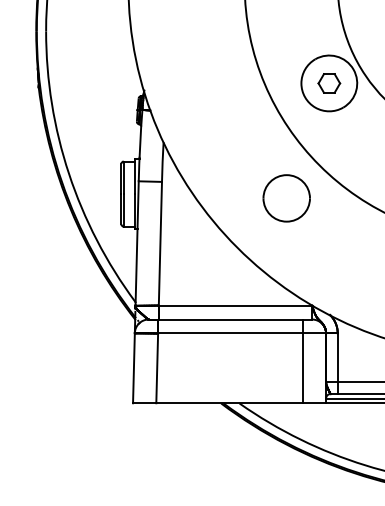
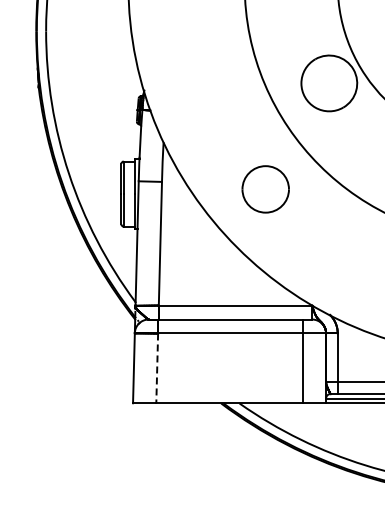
part: present -> none (329, 83)
part position: (286, 198) -> (265, 189) (265, 189)
line: solid -> dashed (157, 368)
